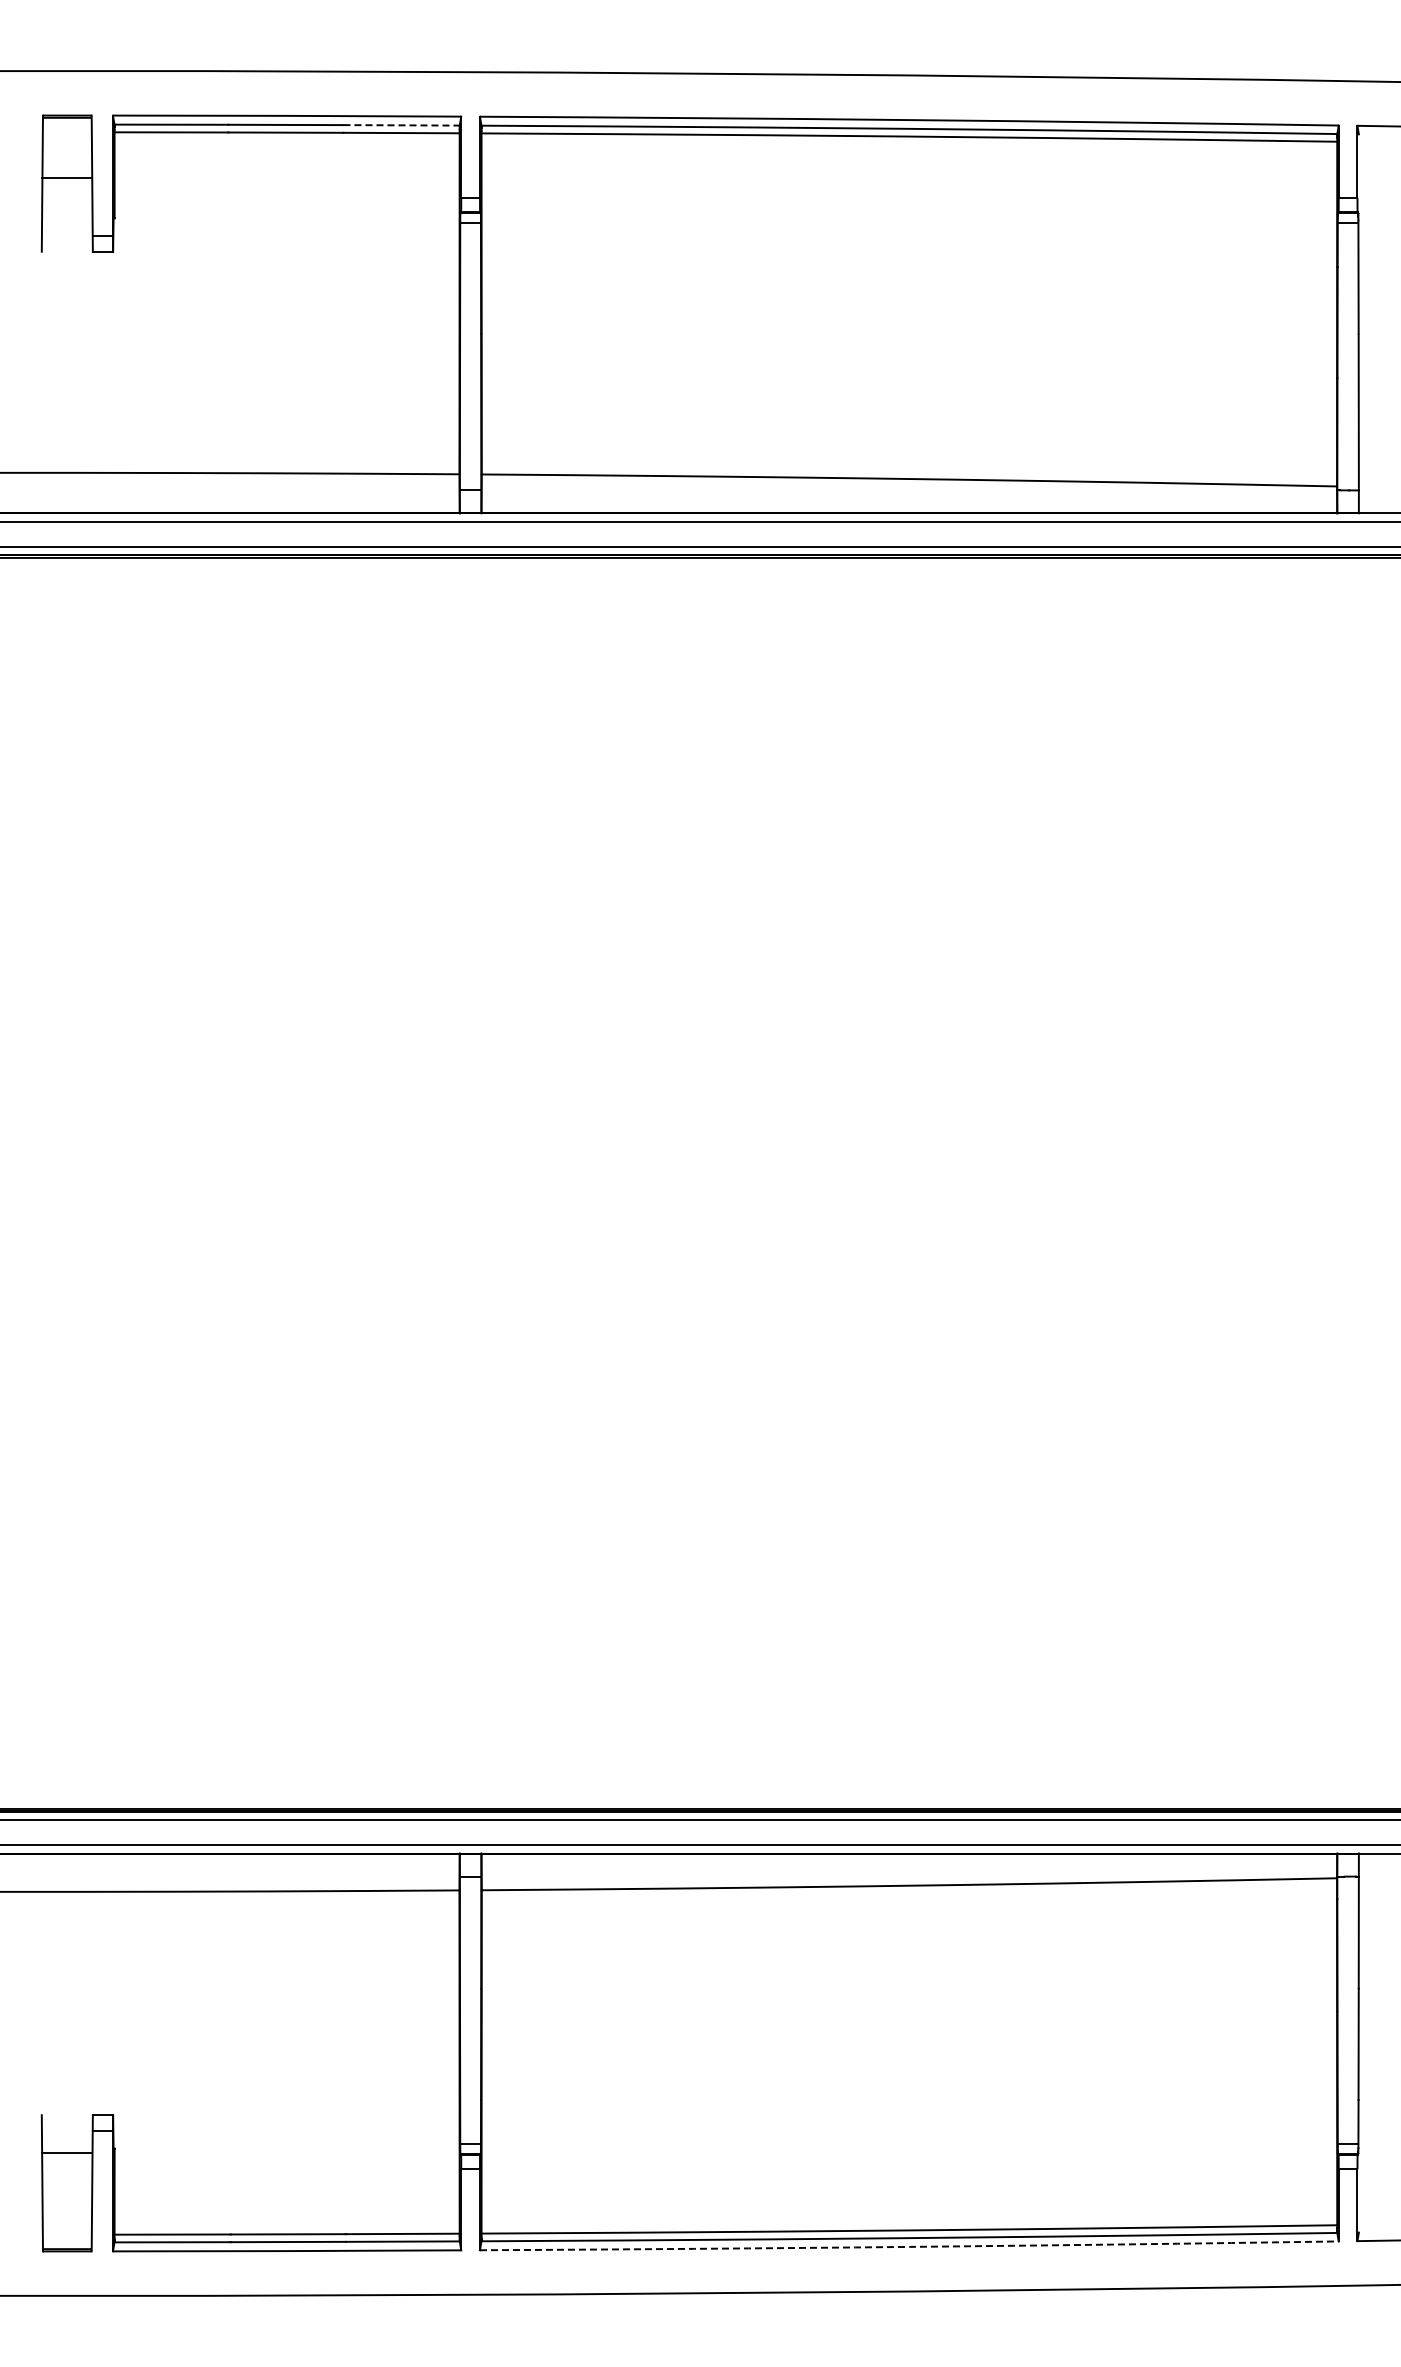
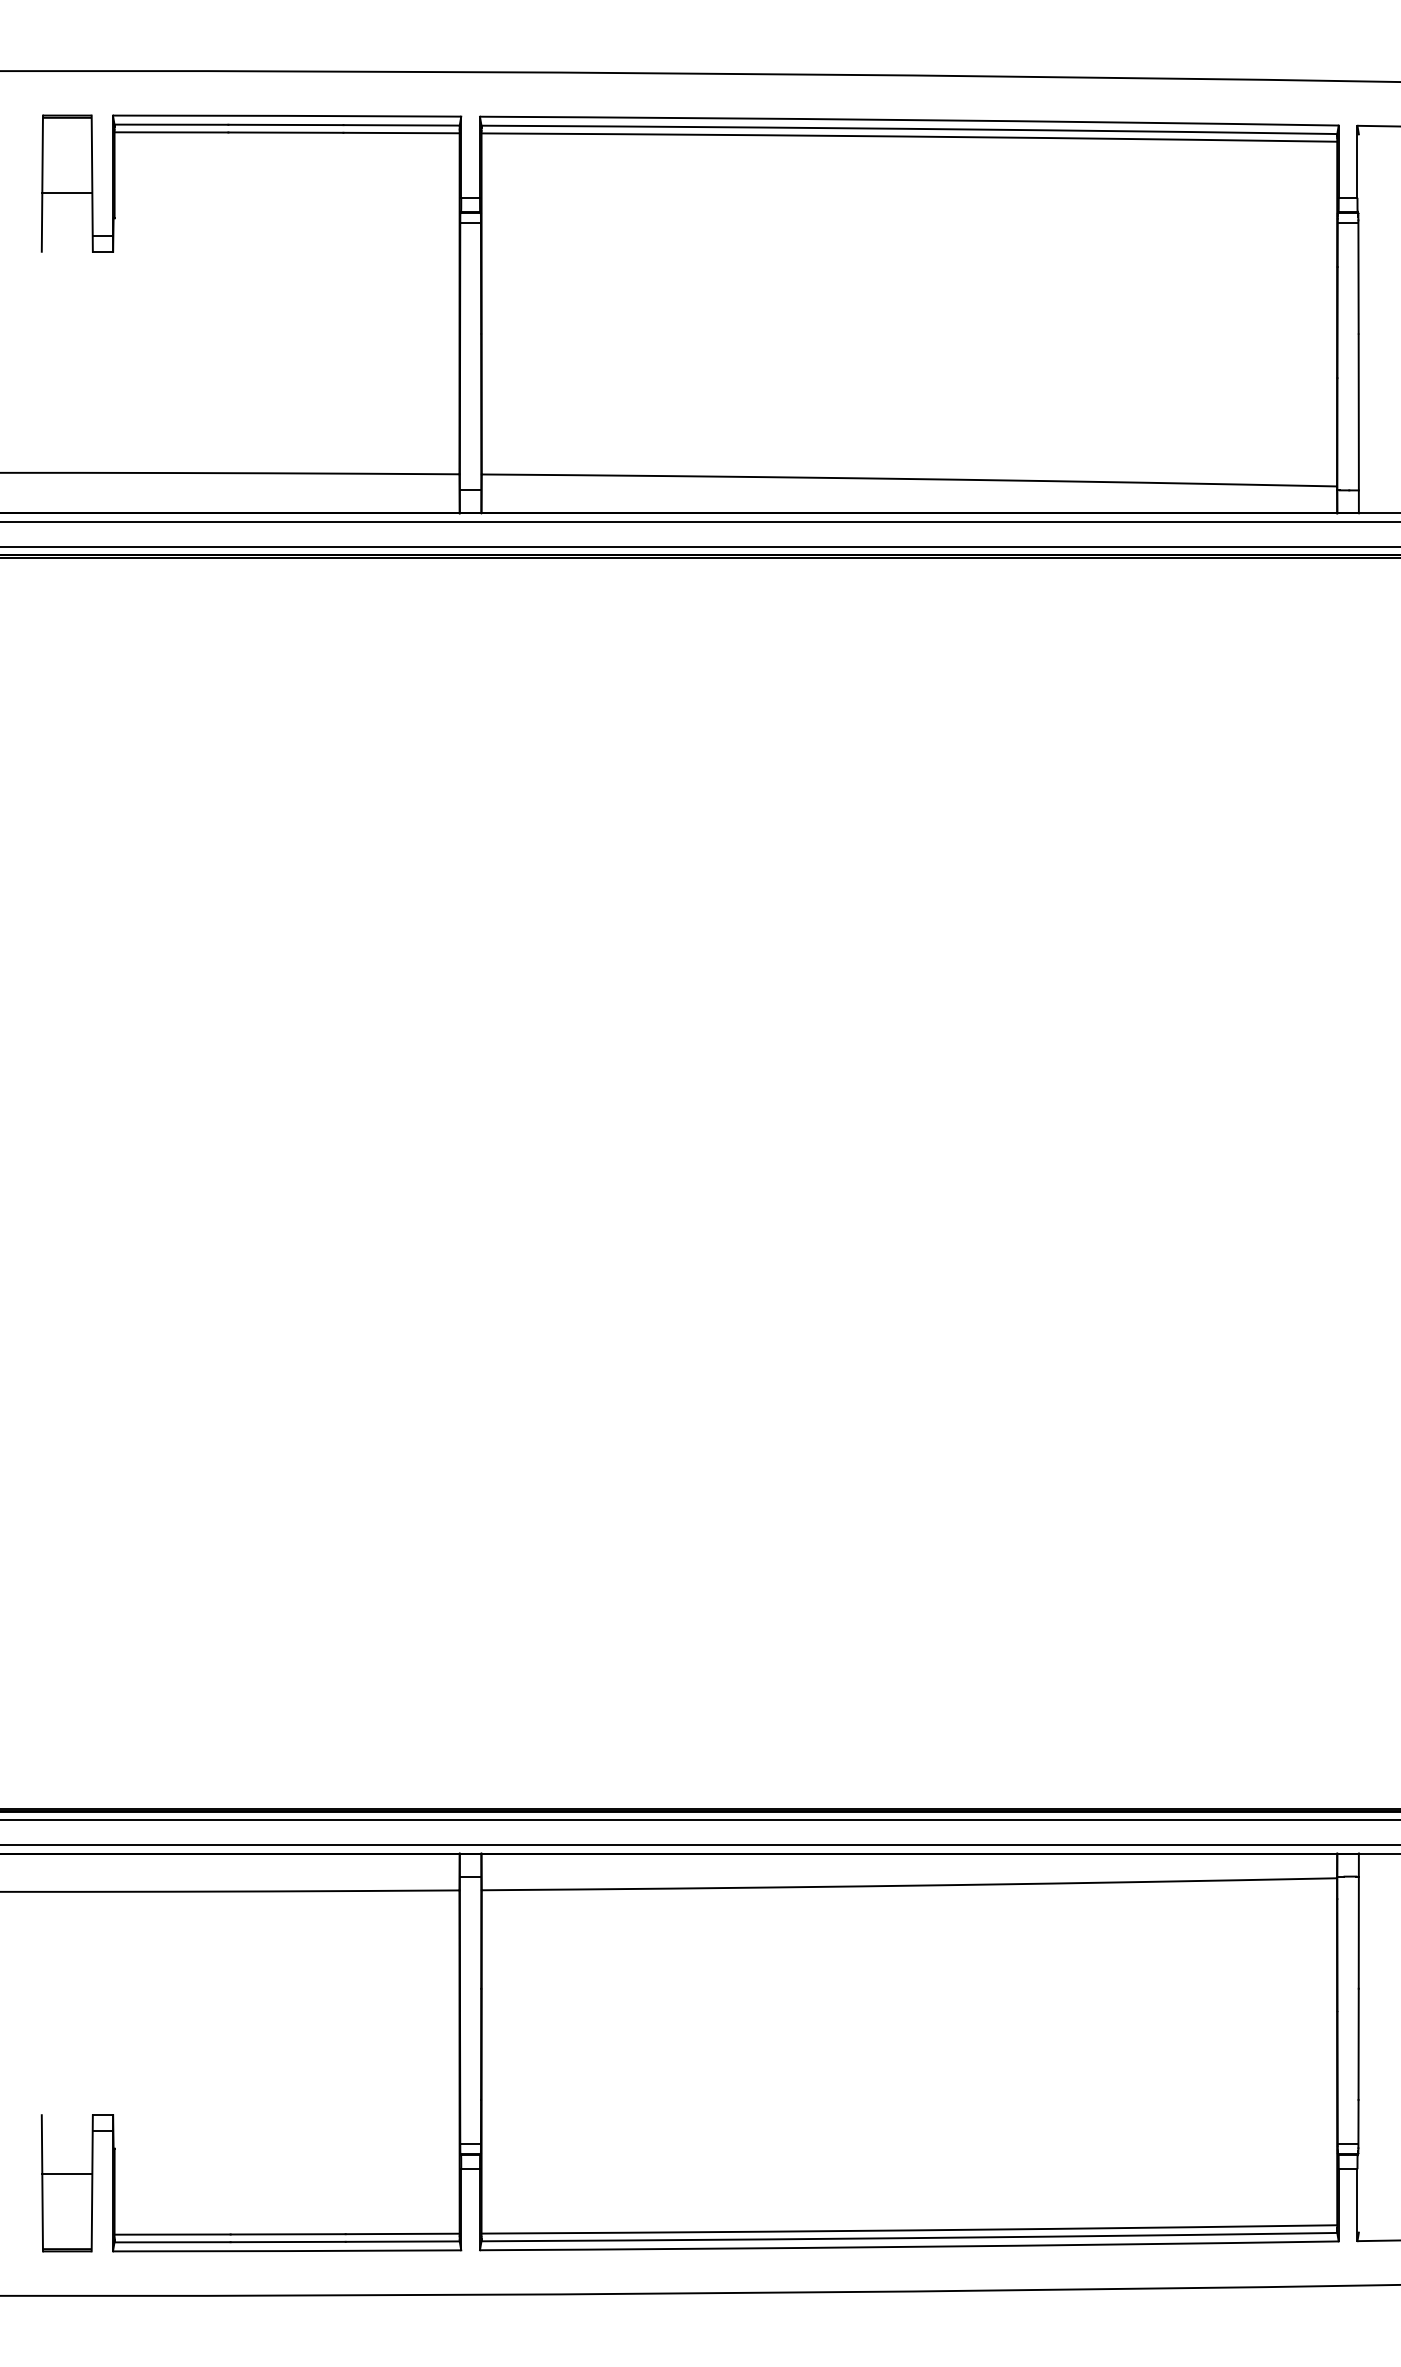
line: dashed -> solid (402, 125)
line position: (67, 178) -> (67, 193) (67, 193)
line position: (67, 2152) -> (67, 2173) (67, 2173)
arc: dashed -> solid (909, 2246)
